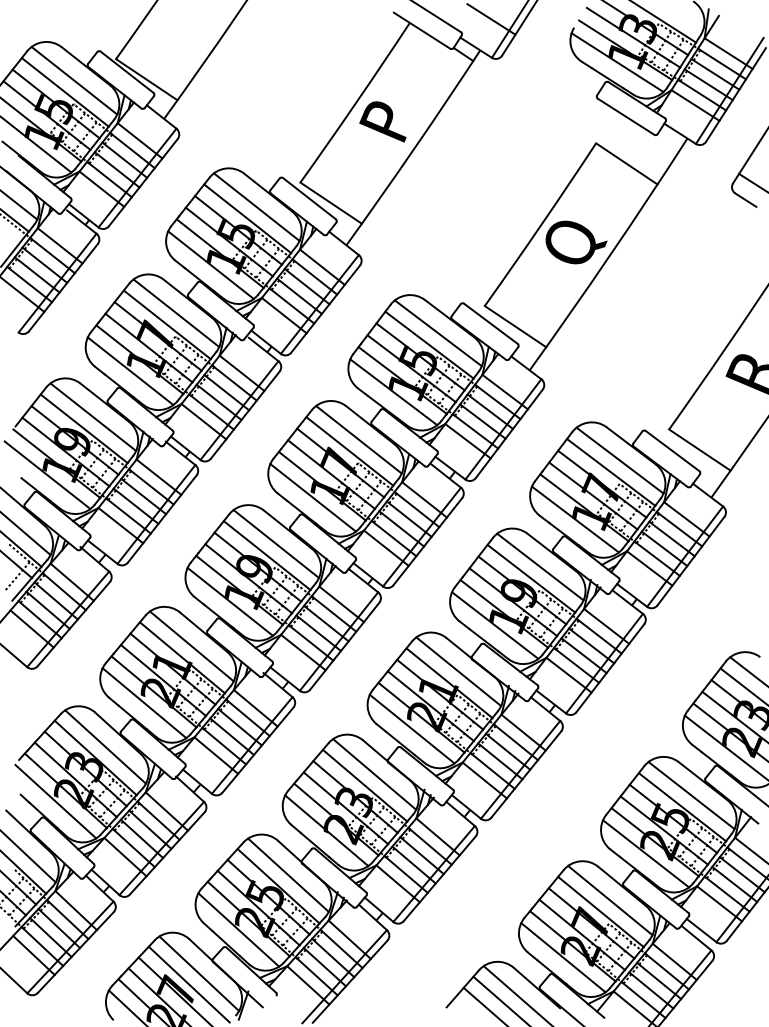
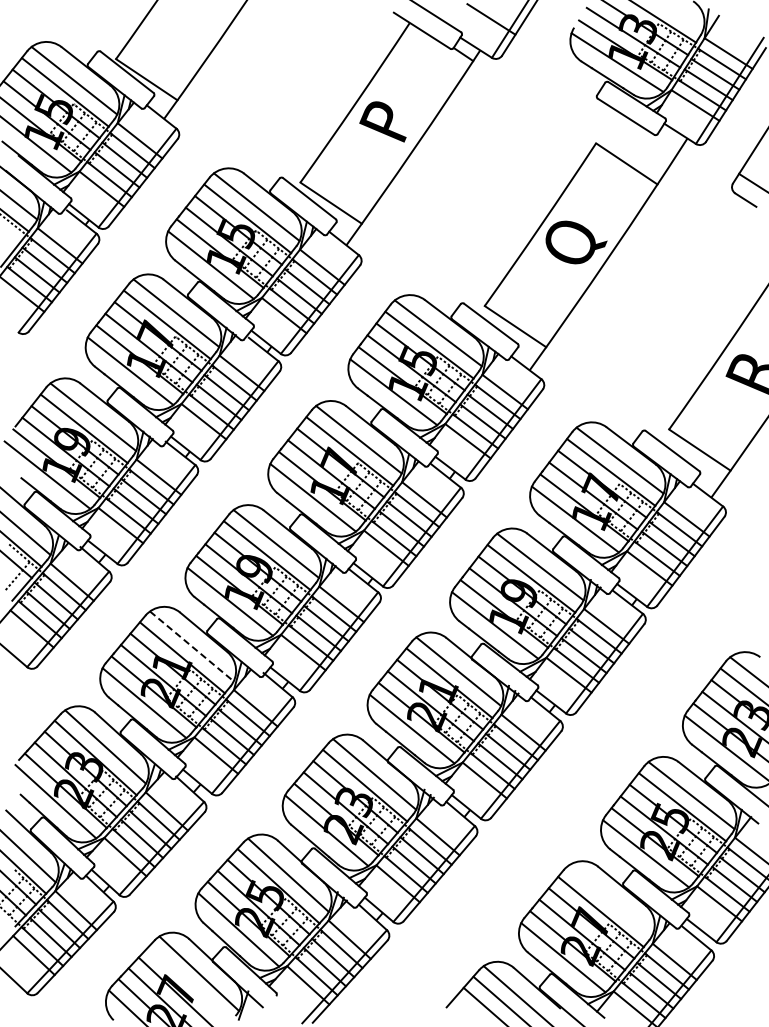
line: solid -> dashed (191, 646)
line: present -> none (610, 900)
line: present -> none (188, 984)
